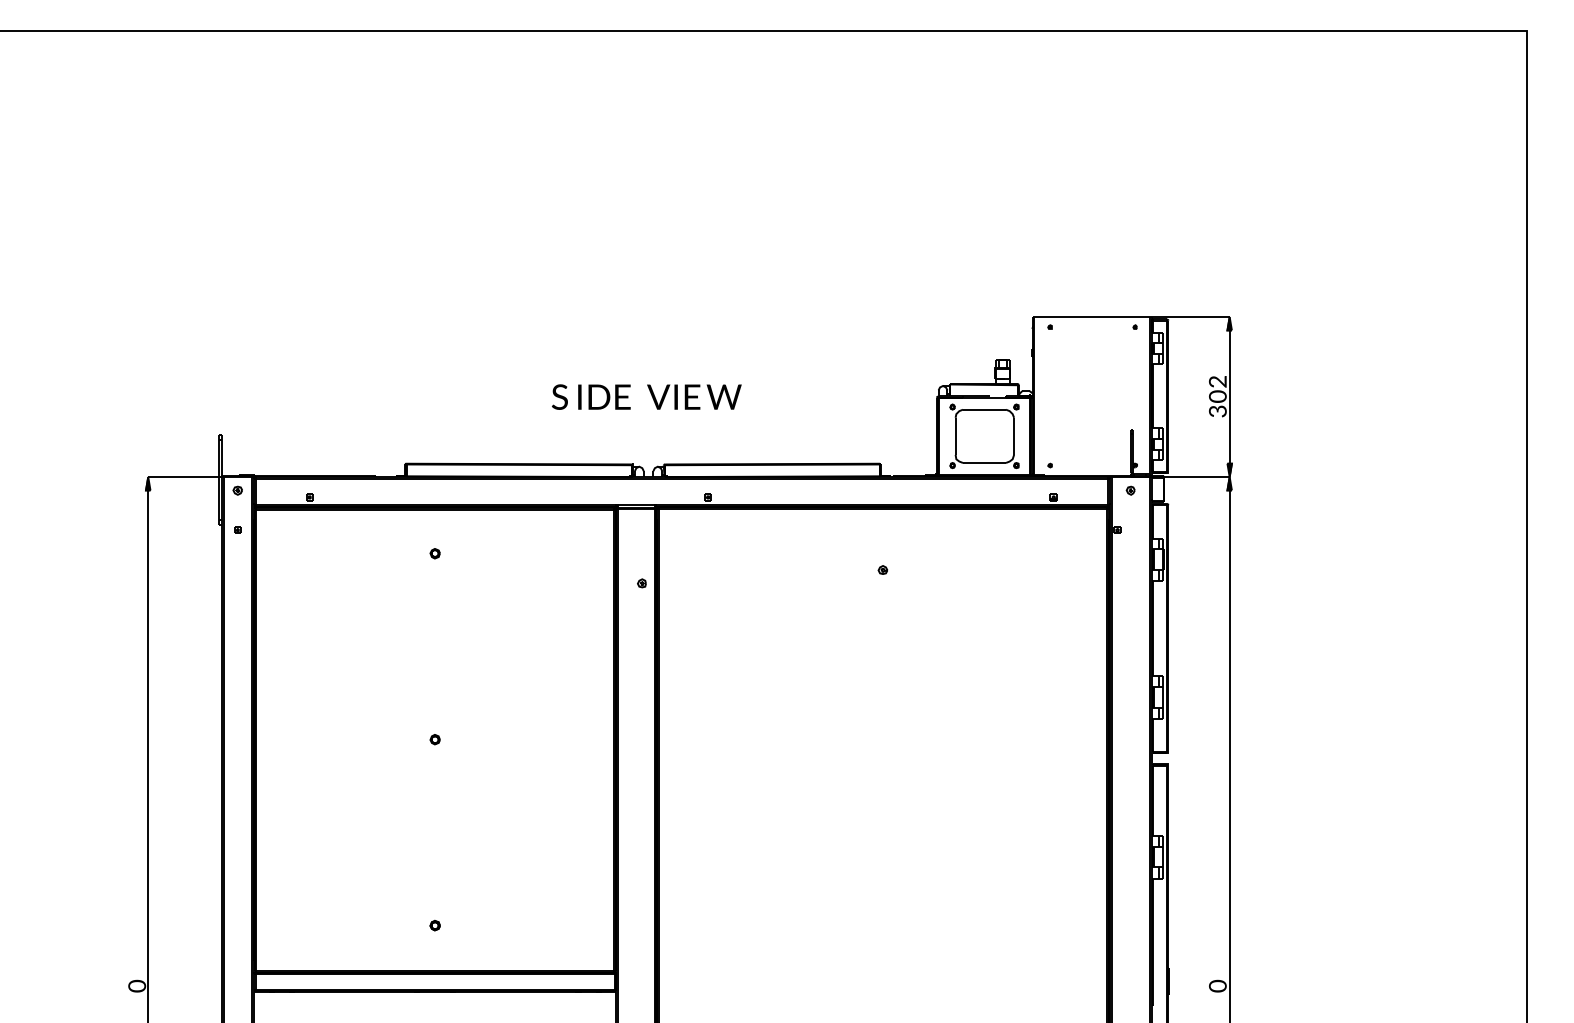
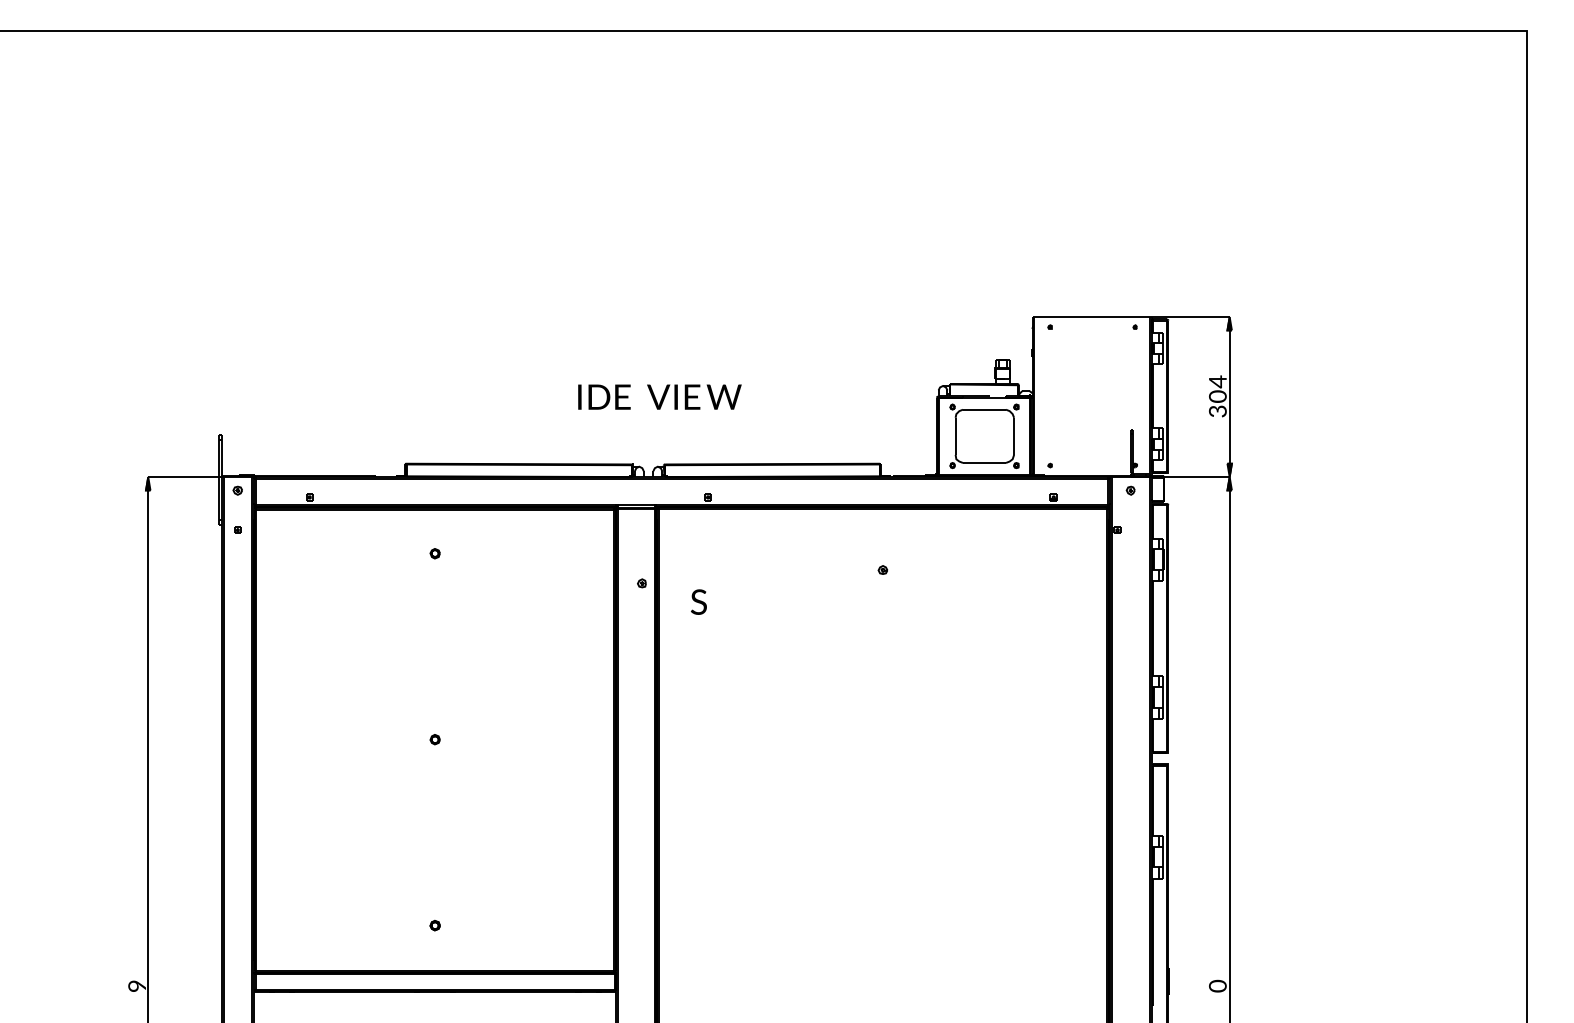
text: 2 -> 4 (1217, 381)
text position: (559, 396) -> (698, 601) (698, 601)
text: 0 -> 9 (138, 985)
